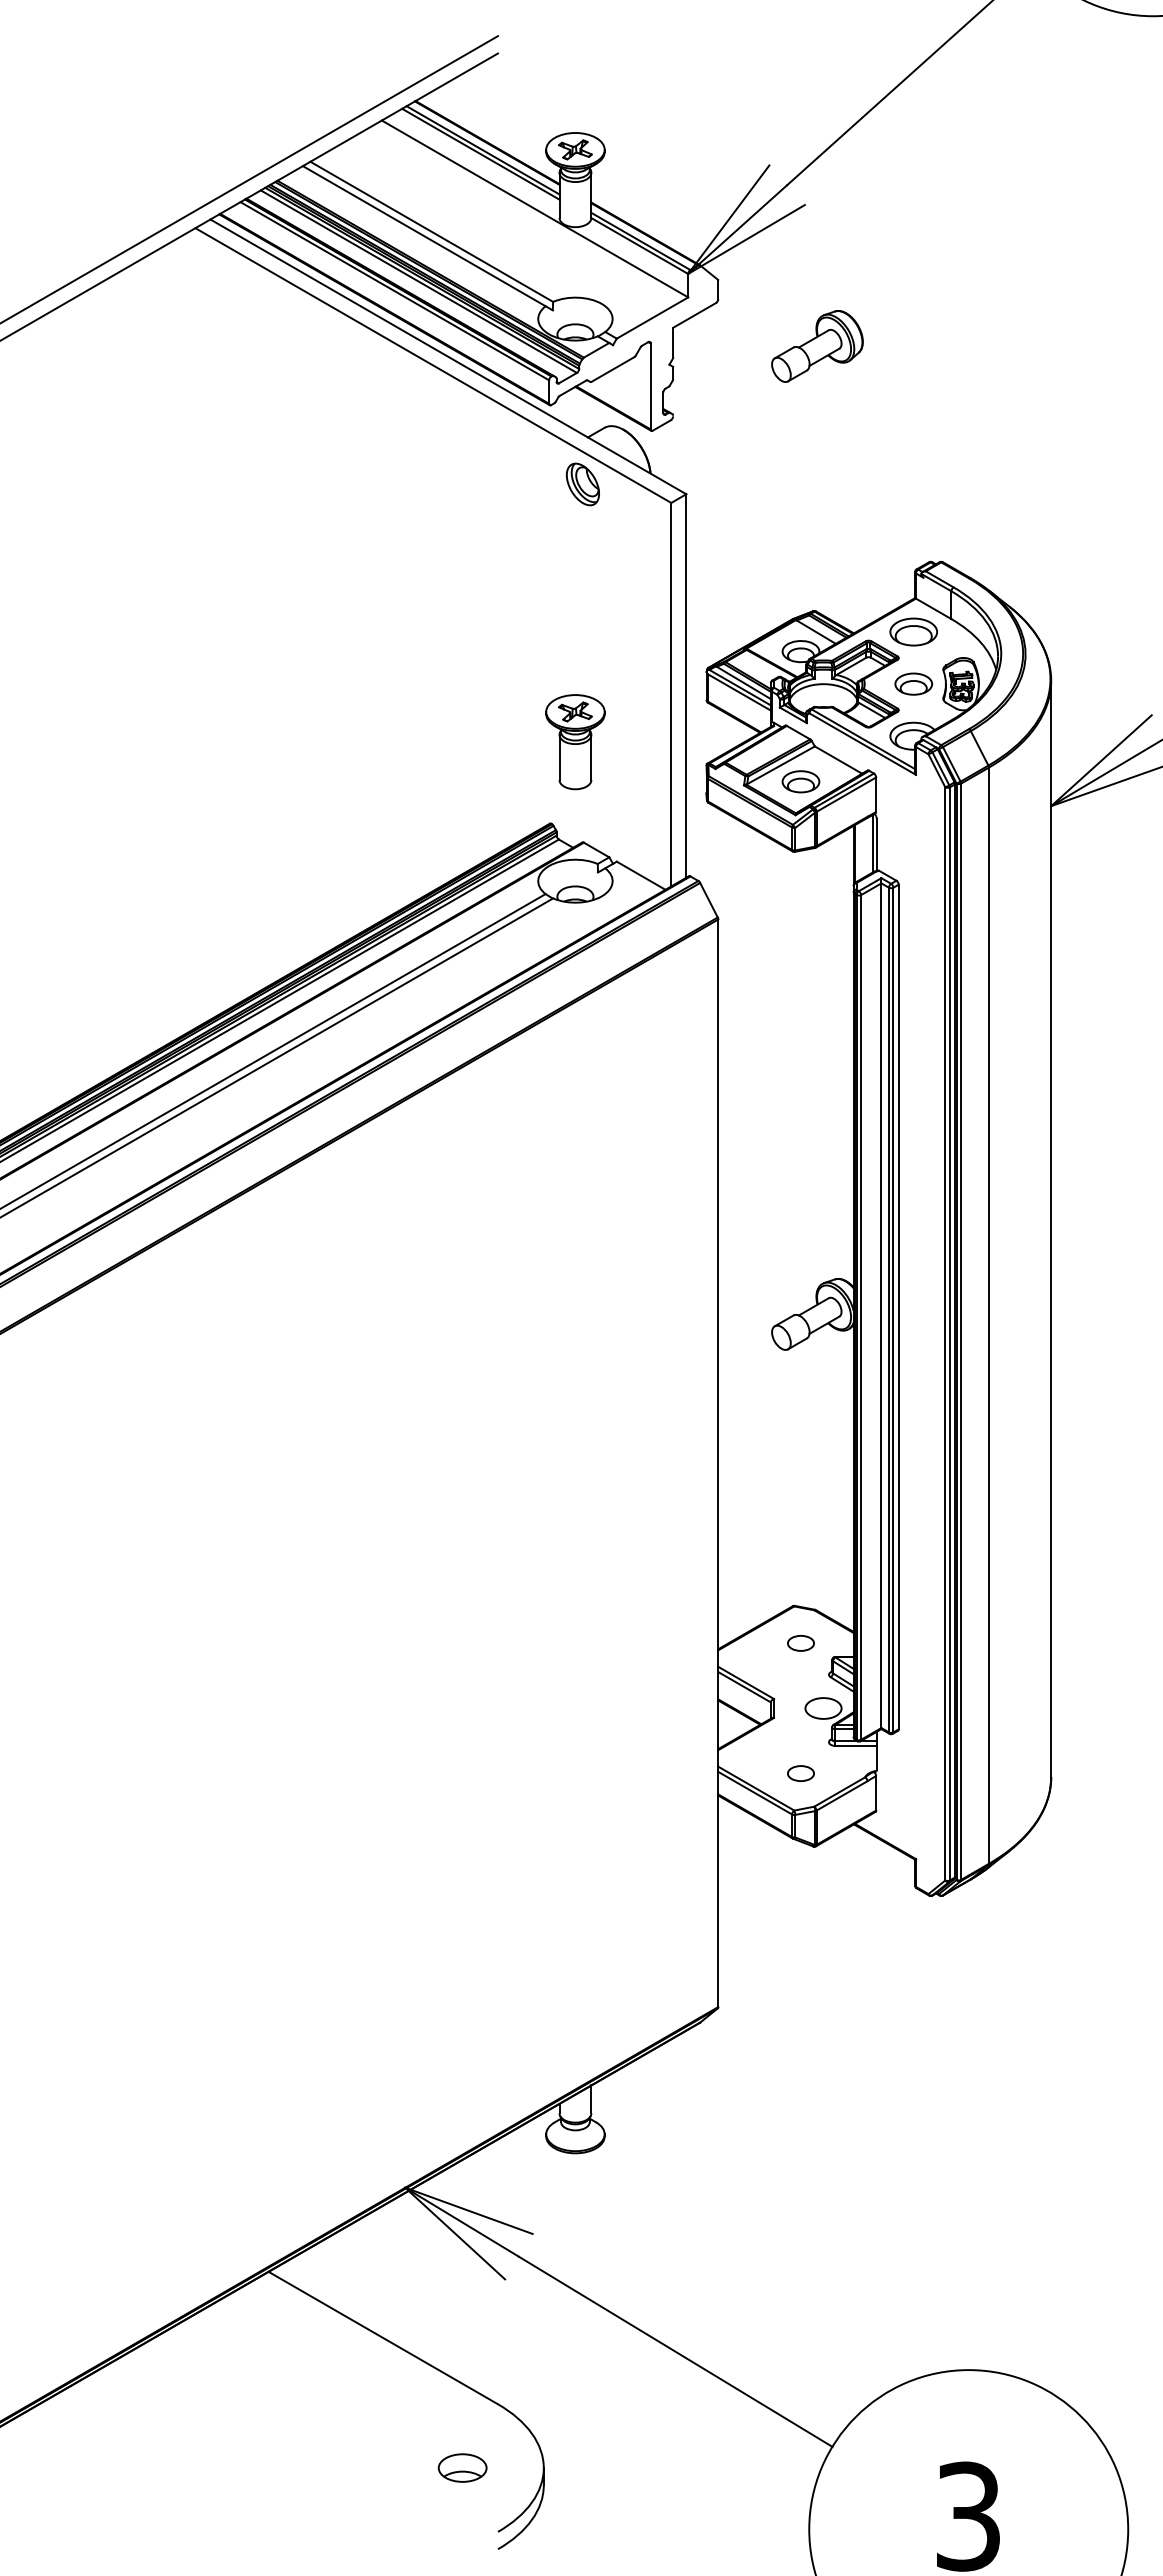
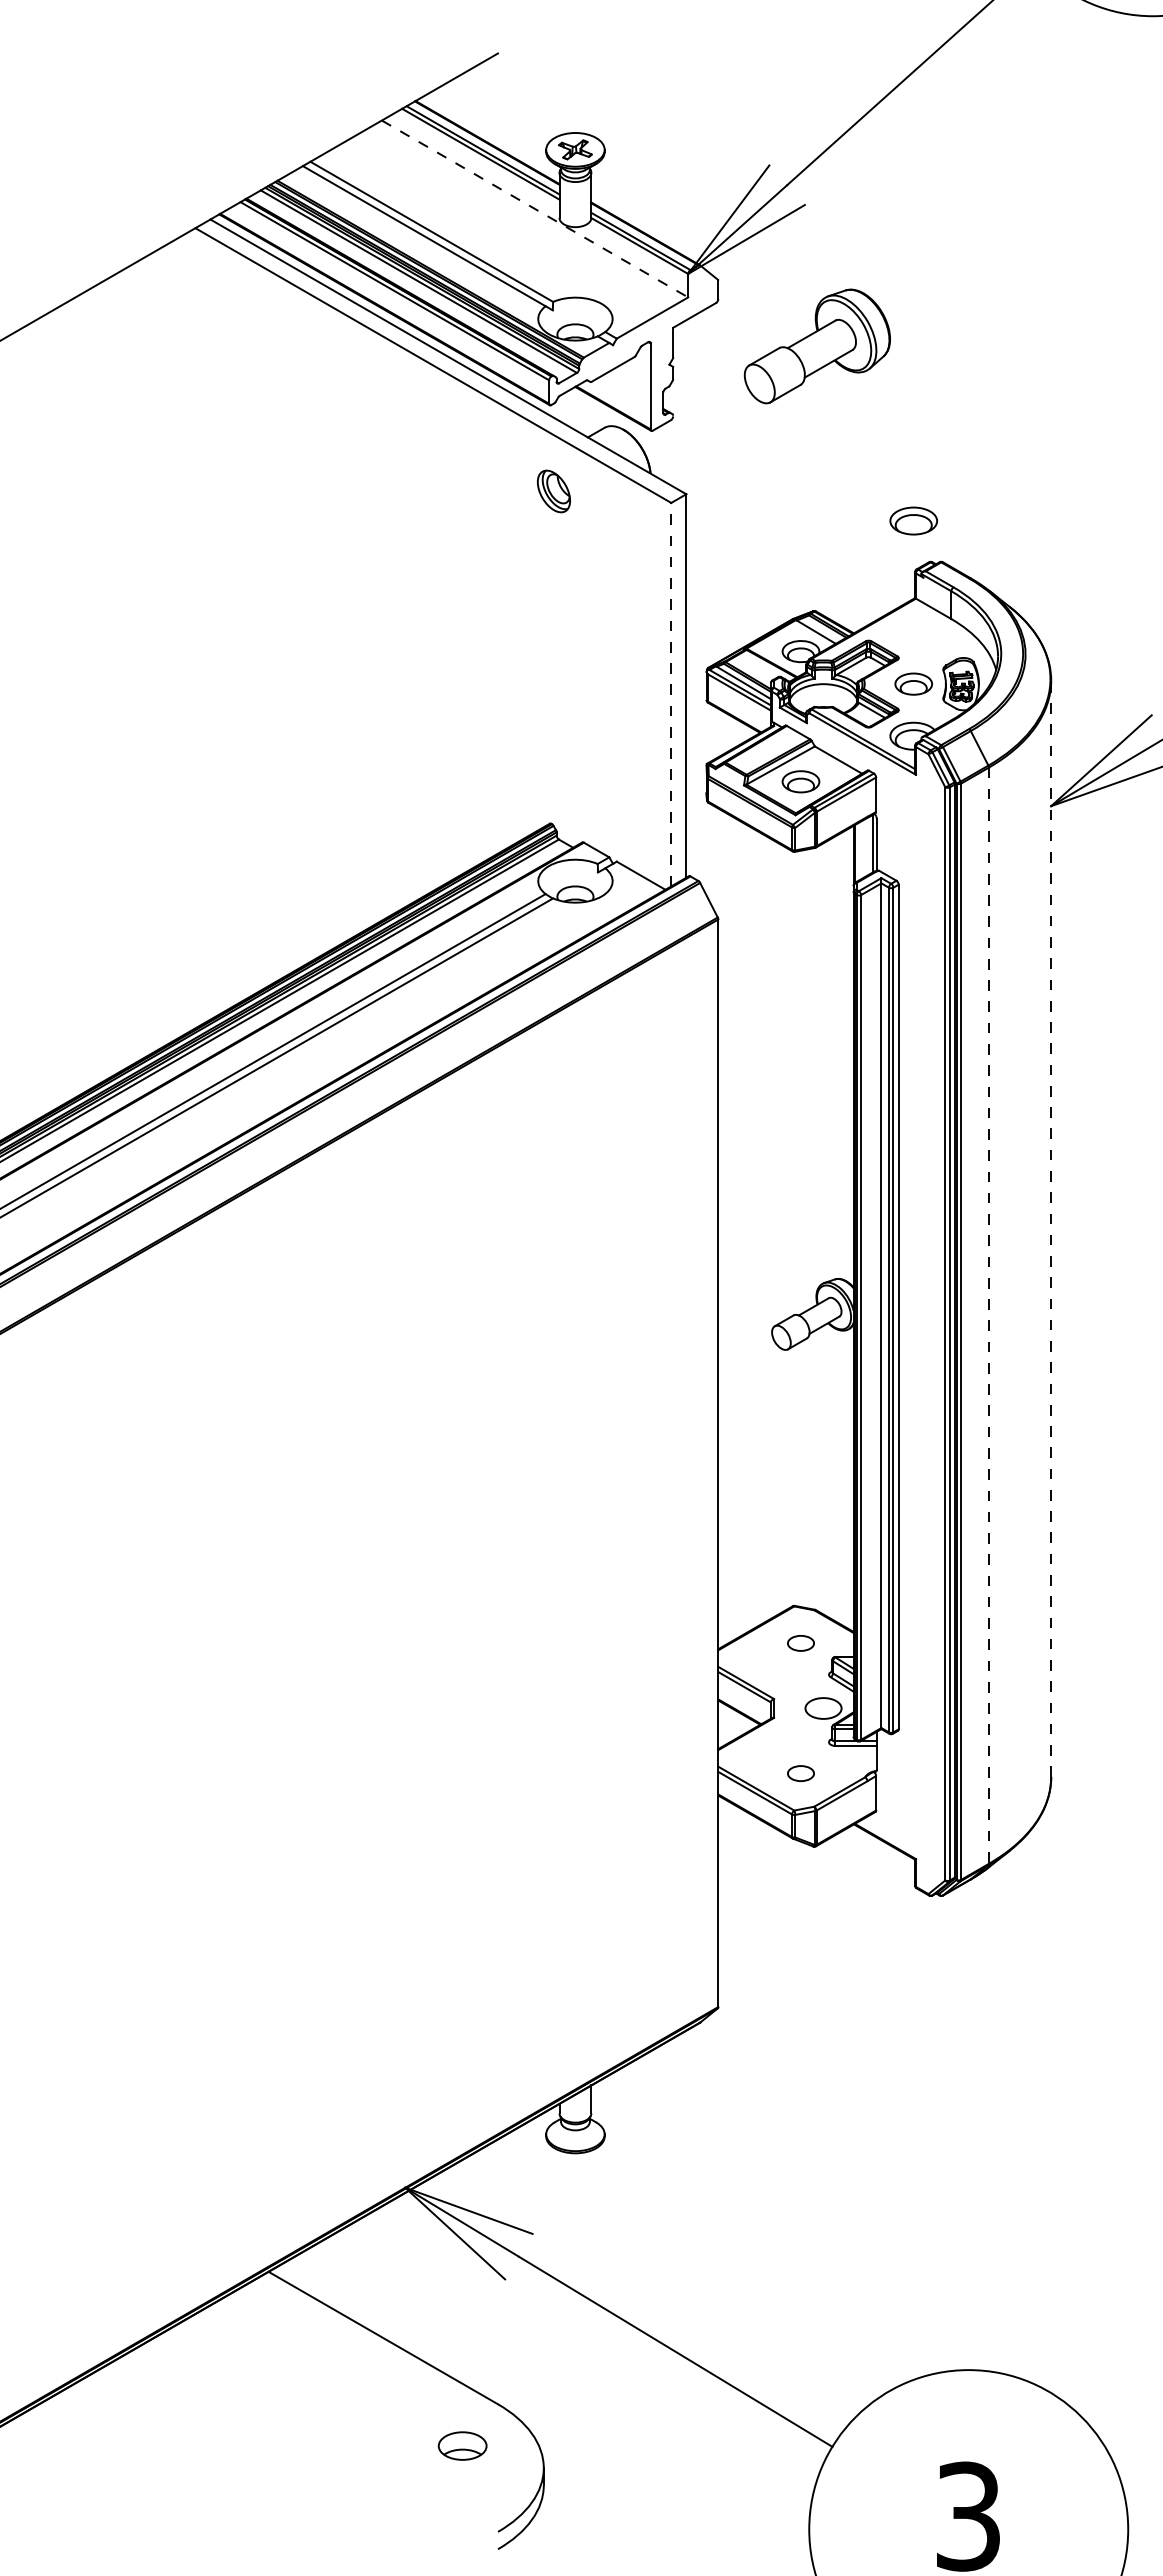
line: present -> none (250, 179)
line: solid -> dashed (535, 208)
part size: 93x73 px -> 148x117 px (816, 346)
part position: (582, 484) -> (553, 491) (553, 491)
part position: (913, 631) -> (913, 520) (913, 520)
line: solid -> dashed (671, 694)
part: present -> none (575, 742)
line: solid -> dashed (1051, 1228)
line: solid -> dashed (988, 1316)
part position: (462, 2467) -> (462, 2445) (462, 2445)
